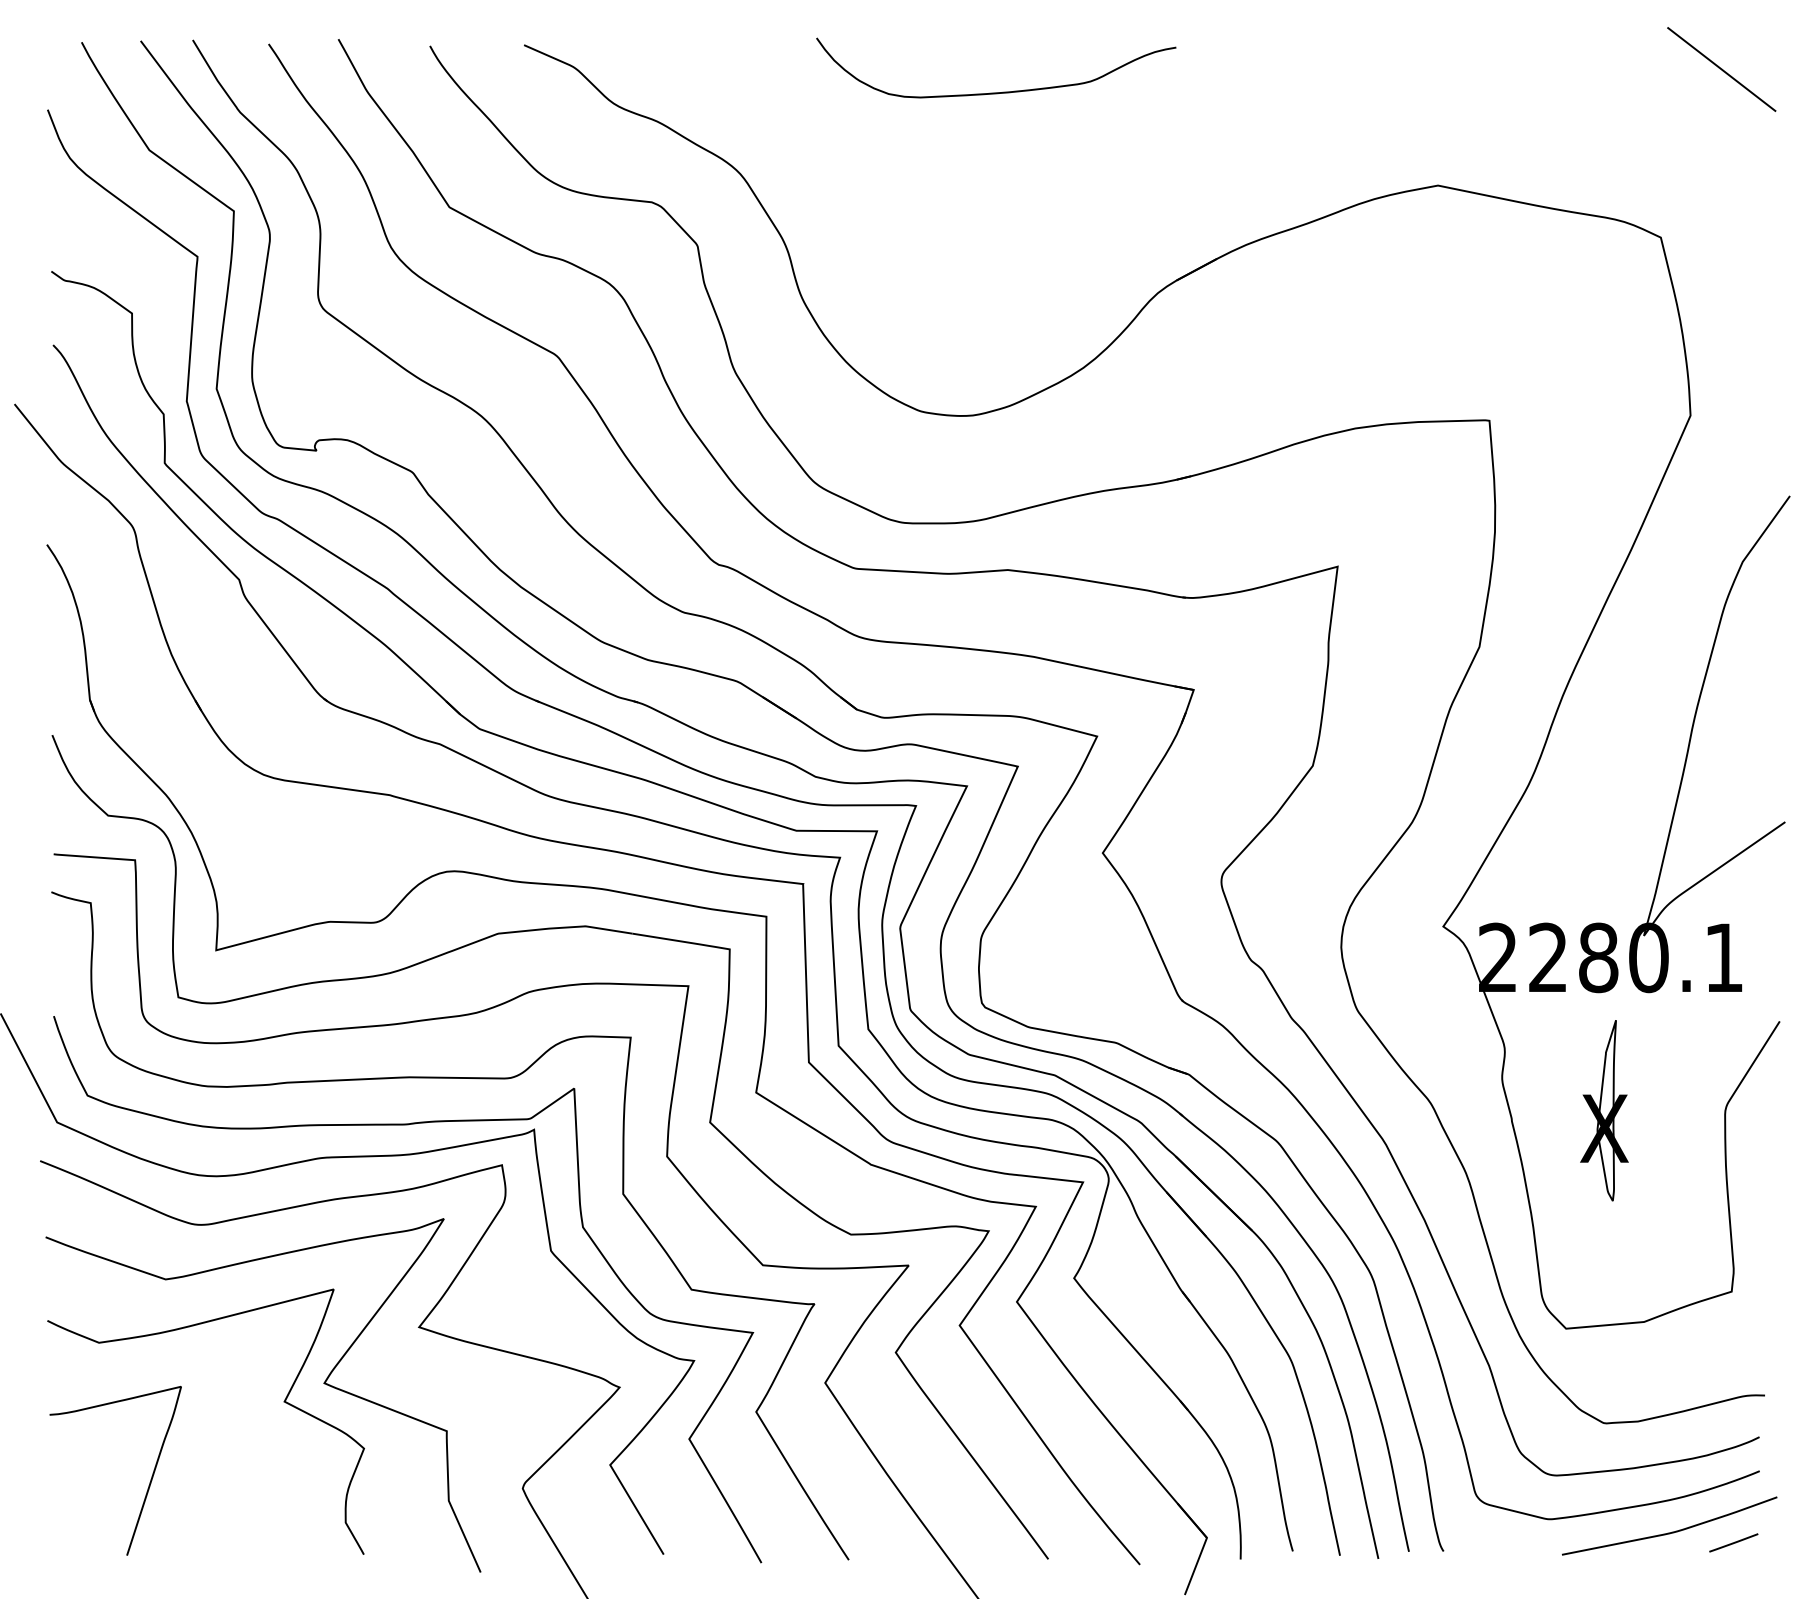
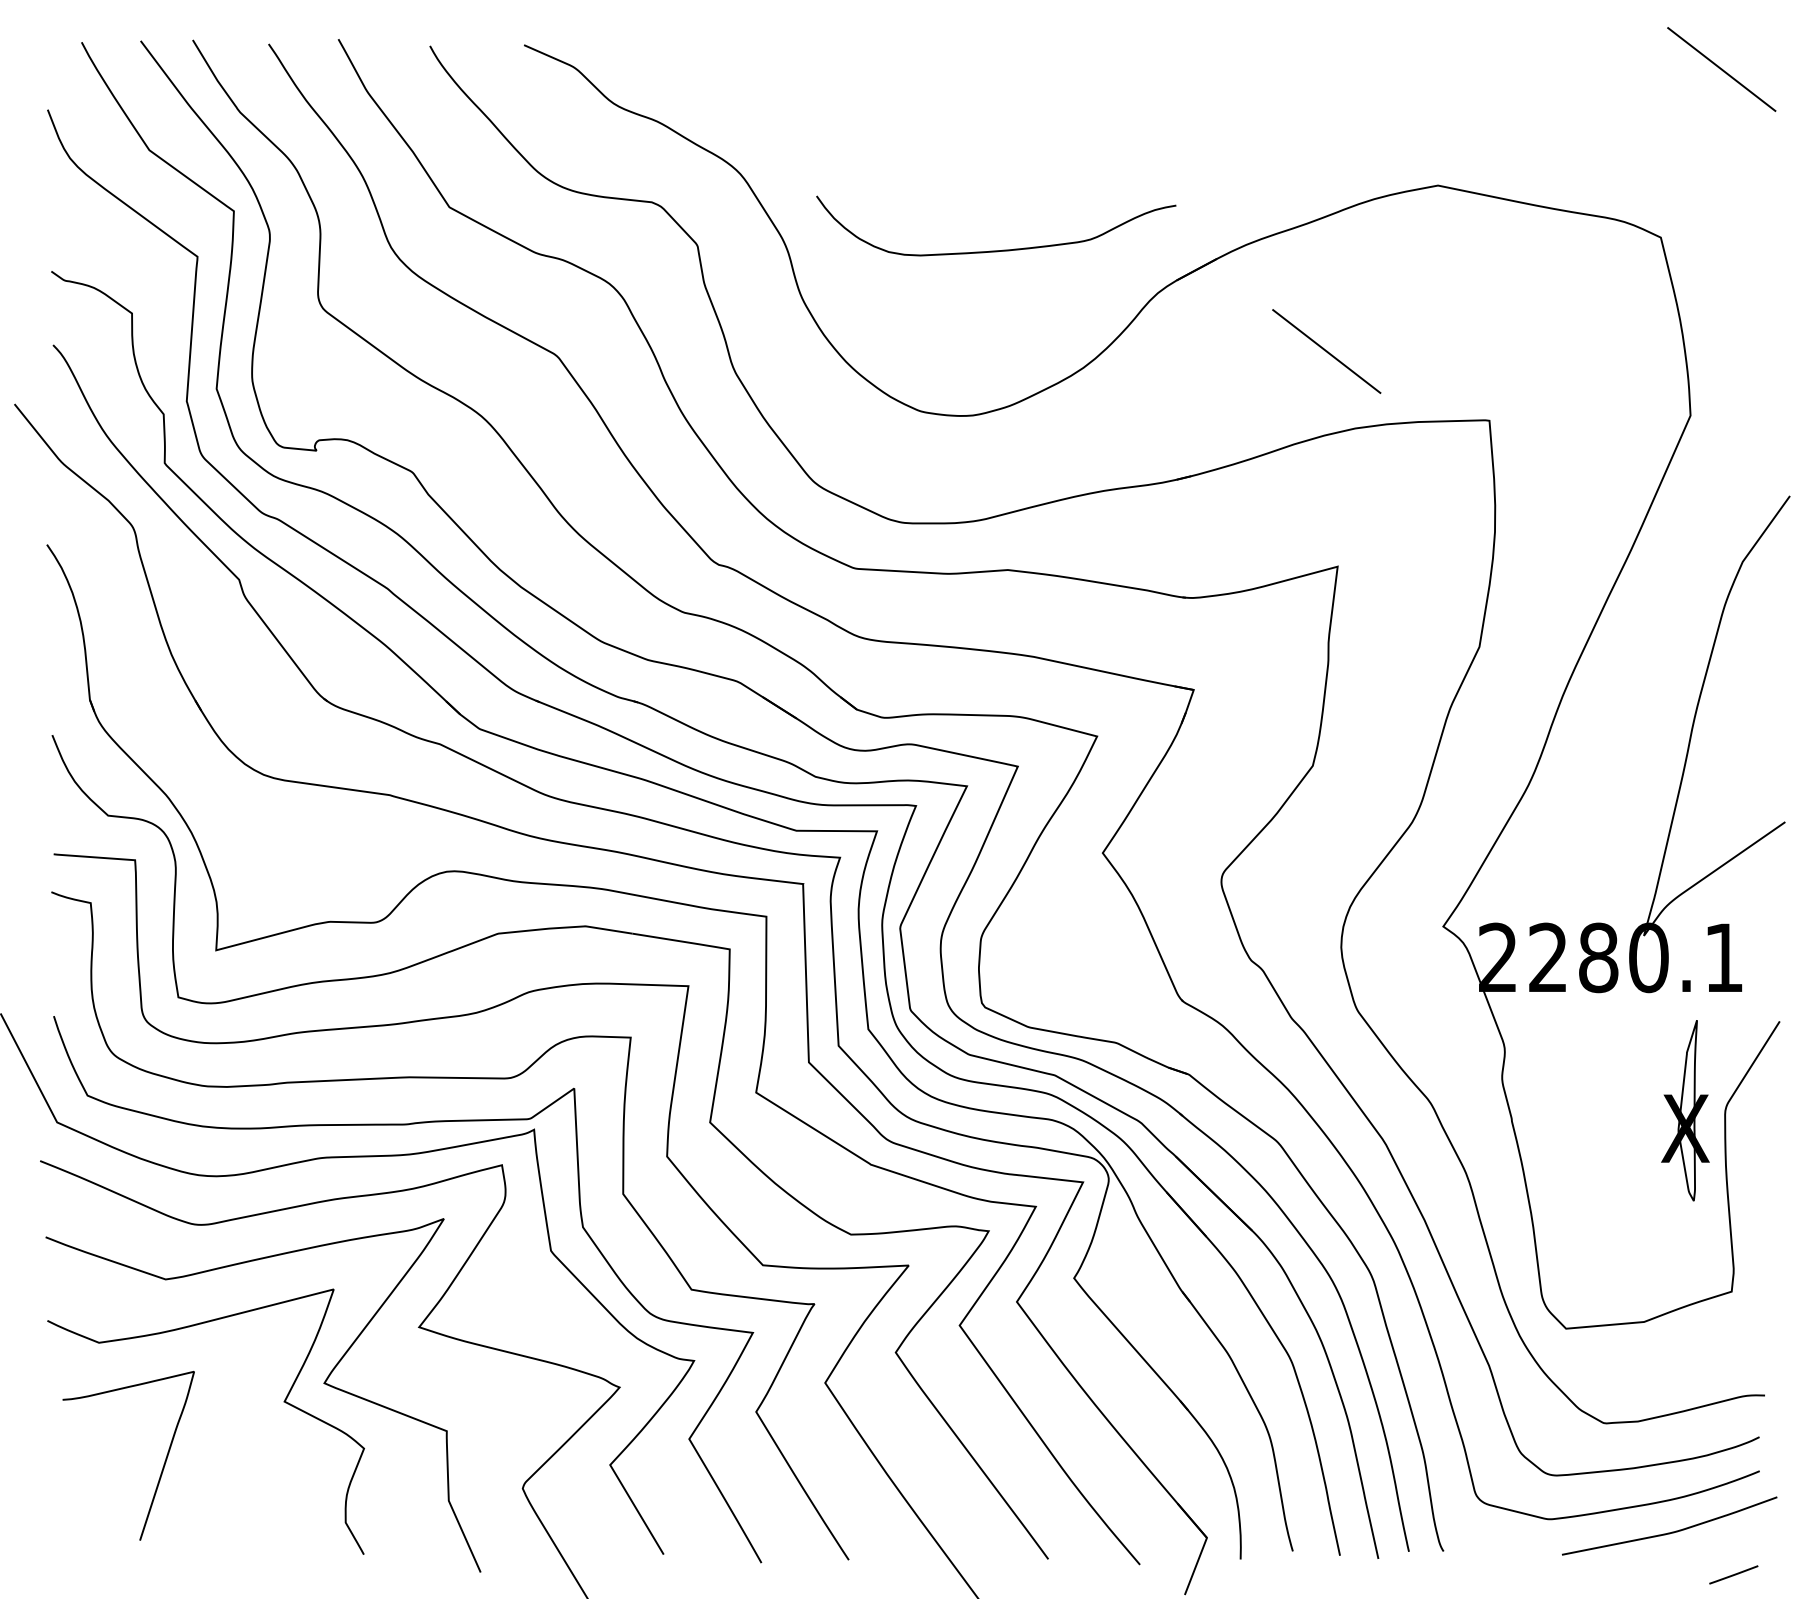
curve position: (1003, 91) -> (1003, 249) (1003, 249)
line: none -> present (1326, 351)
part position: (1604, 1110) -> (1685, 1110) (1685, 1110)
curve position: (149, 1482) -> (162, 1467) (162, 1467)
line position: (1733, 1542) -> (1733, 1574) (1733, 1574)
